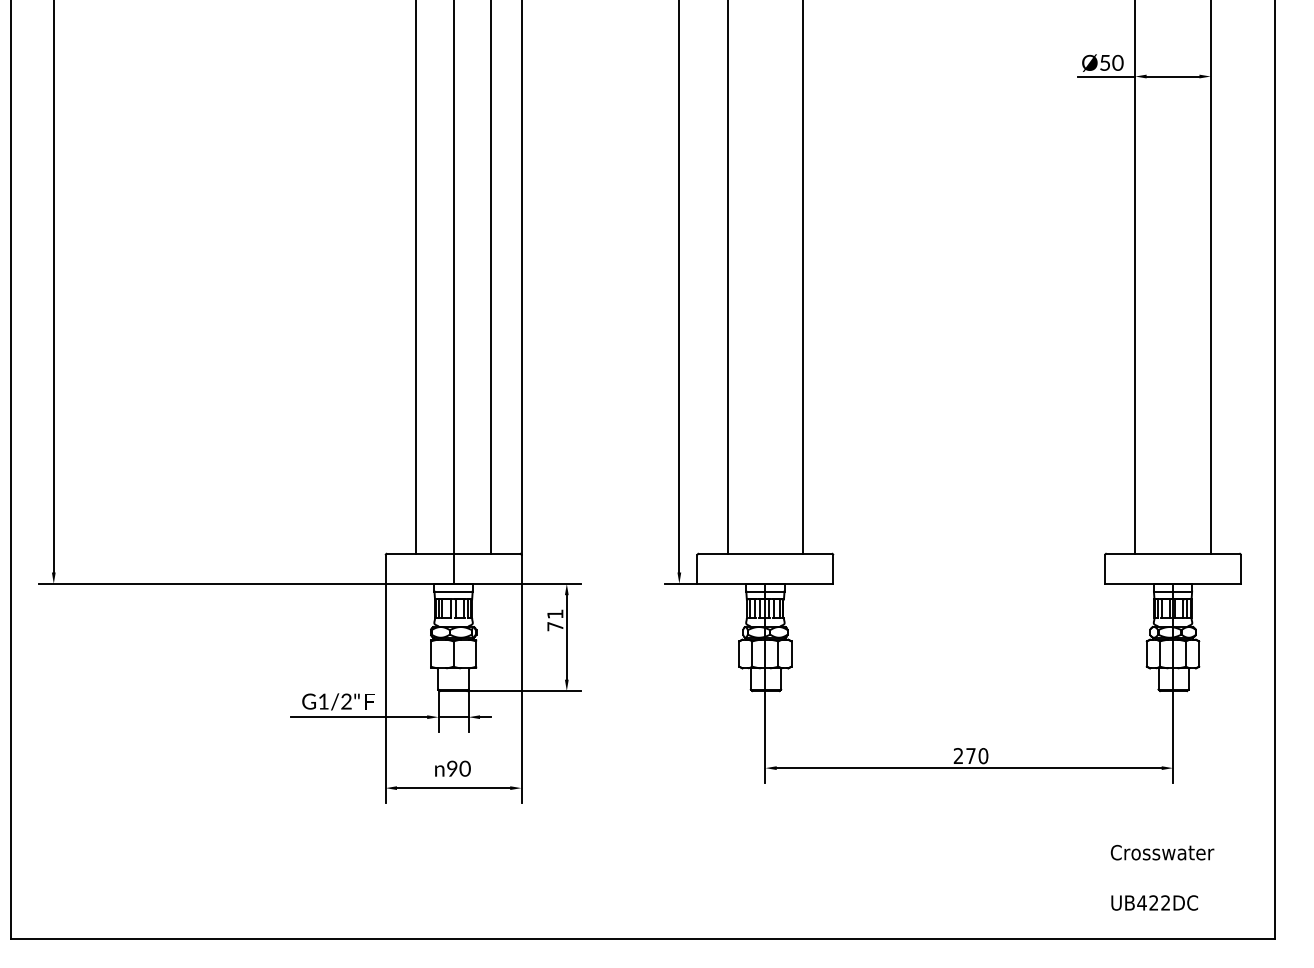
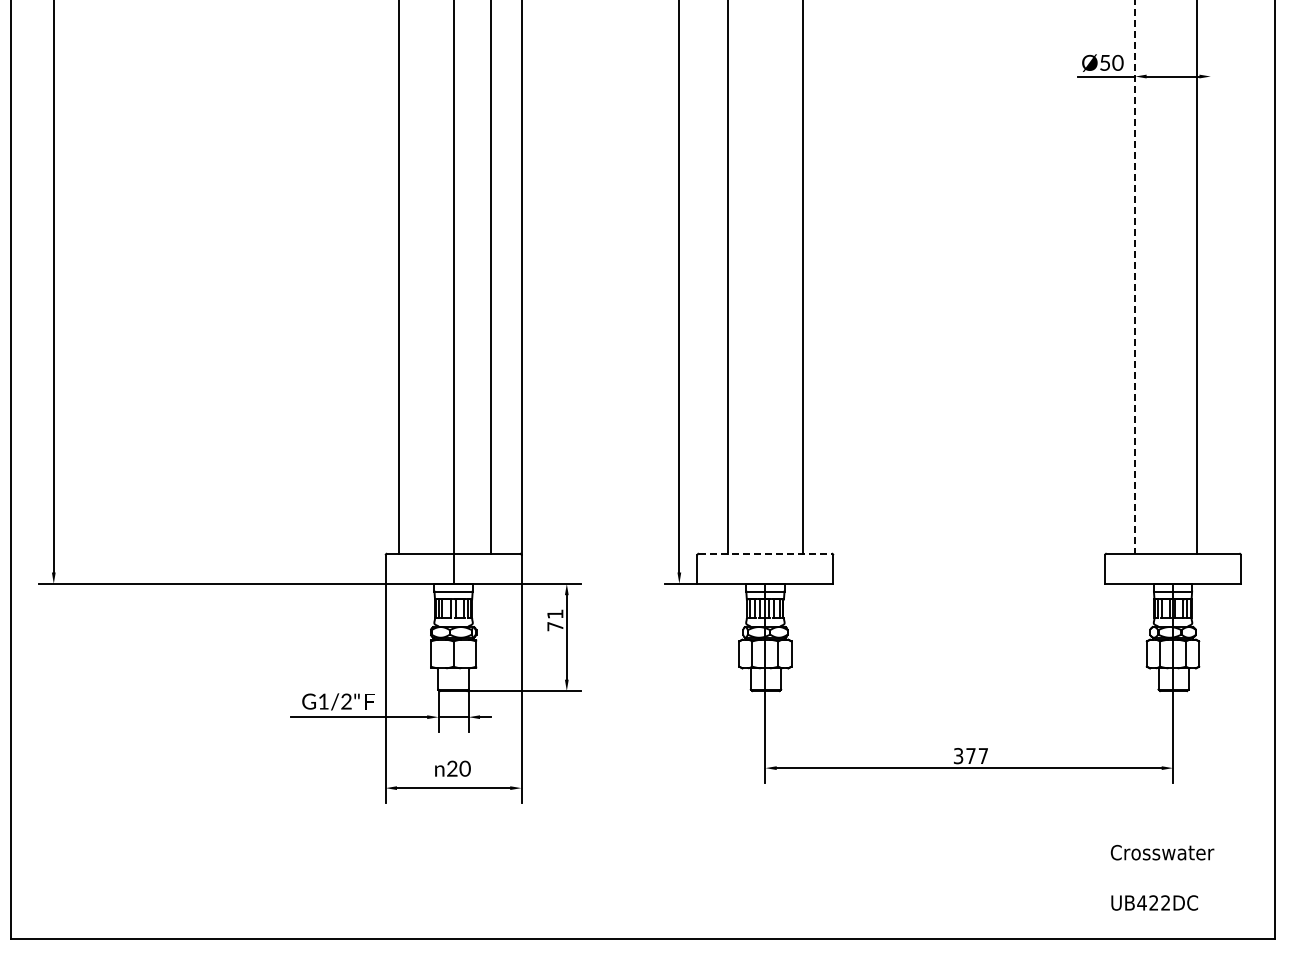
line position: (415, 277) -> (398, 277) (398, 277)
line: solid -> dashed (1135, 277)
line position: (1210, 277) -> (1196, 277) (1196, 277)
line: solid -> dashed (765, 553)
text: 270 -> 377 (970, 756)
text: 90 -> 20 (452, 768)
